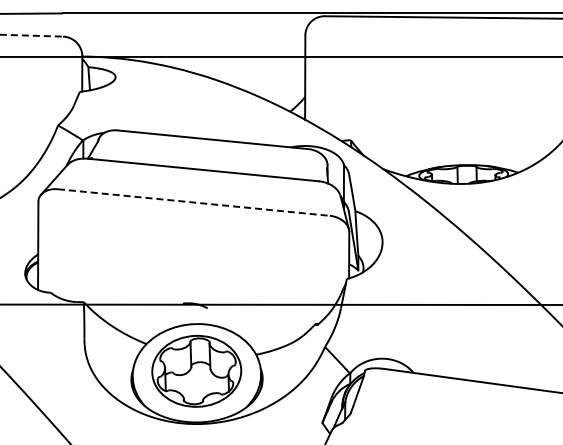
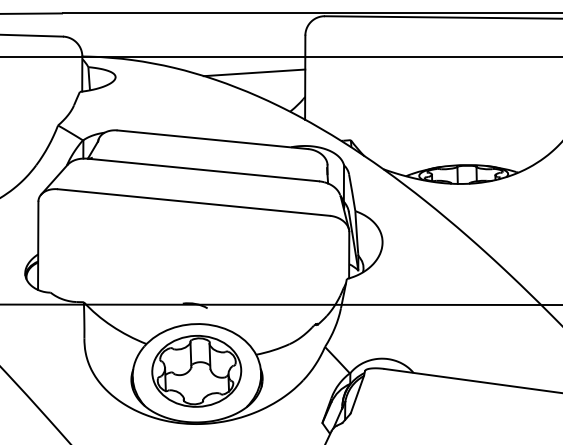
line: dashed -> solid (32, 35)
line: none -> present (254, 72)
line: dashed -> solid (193, 202)
